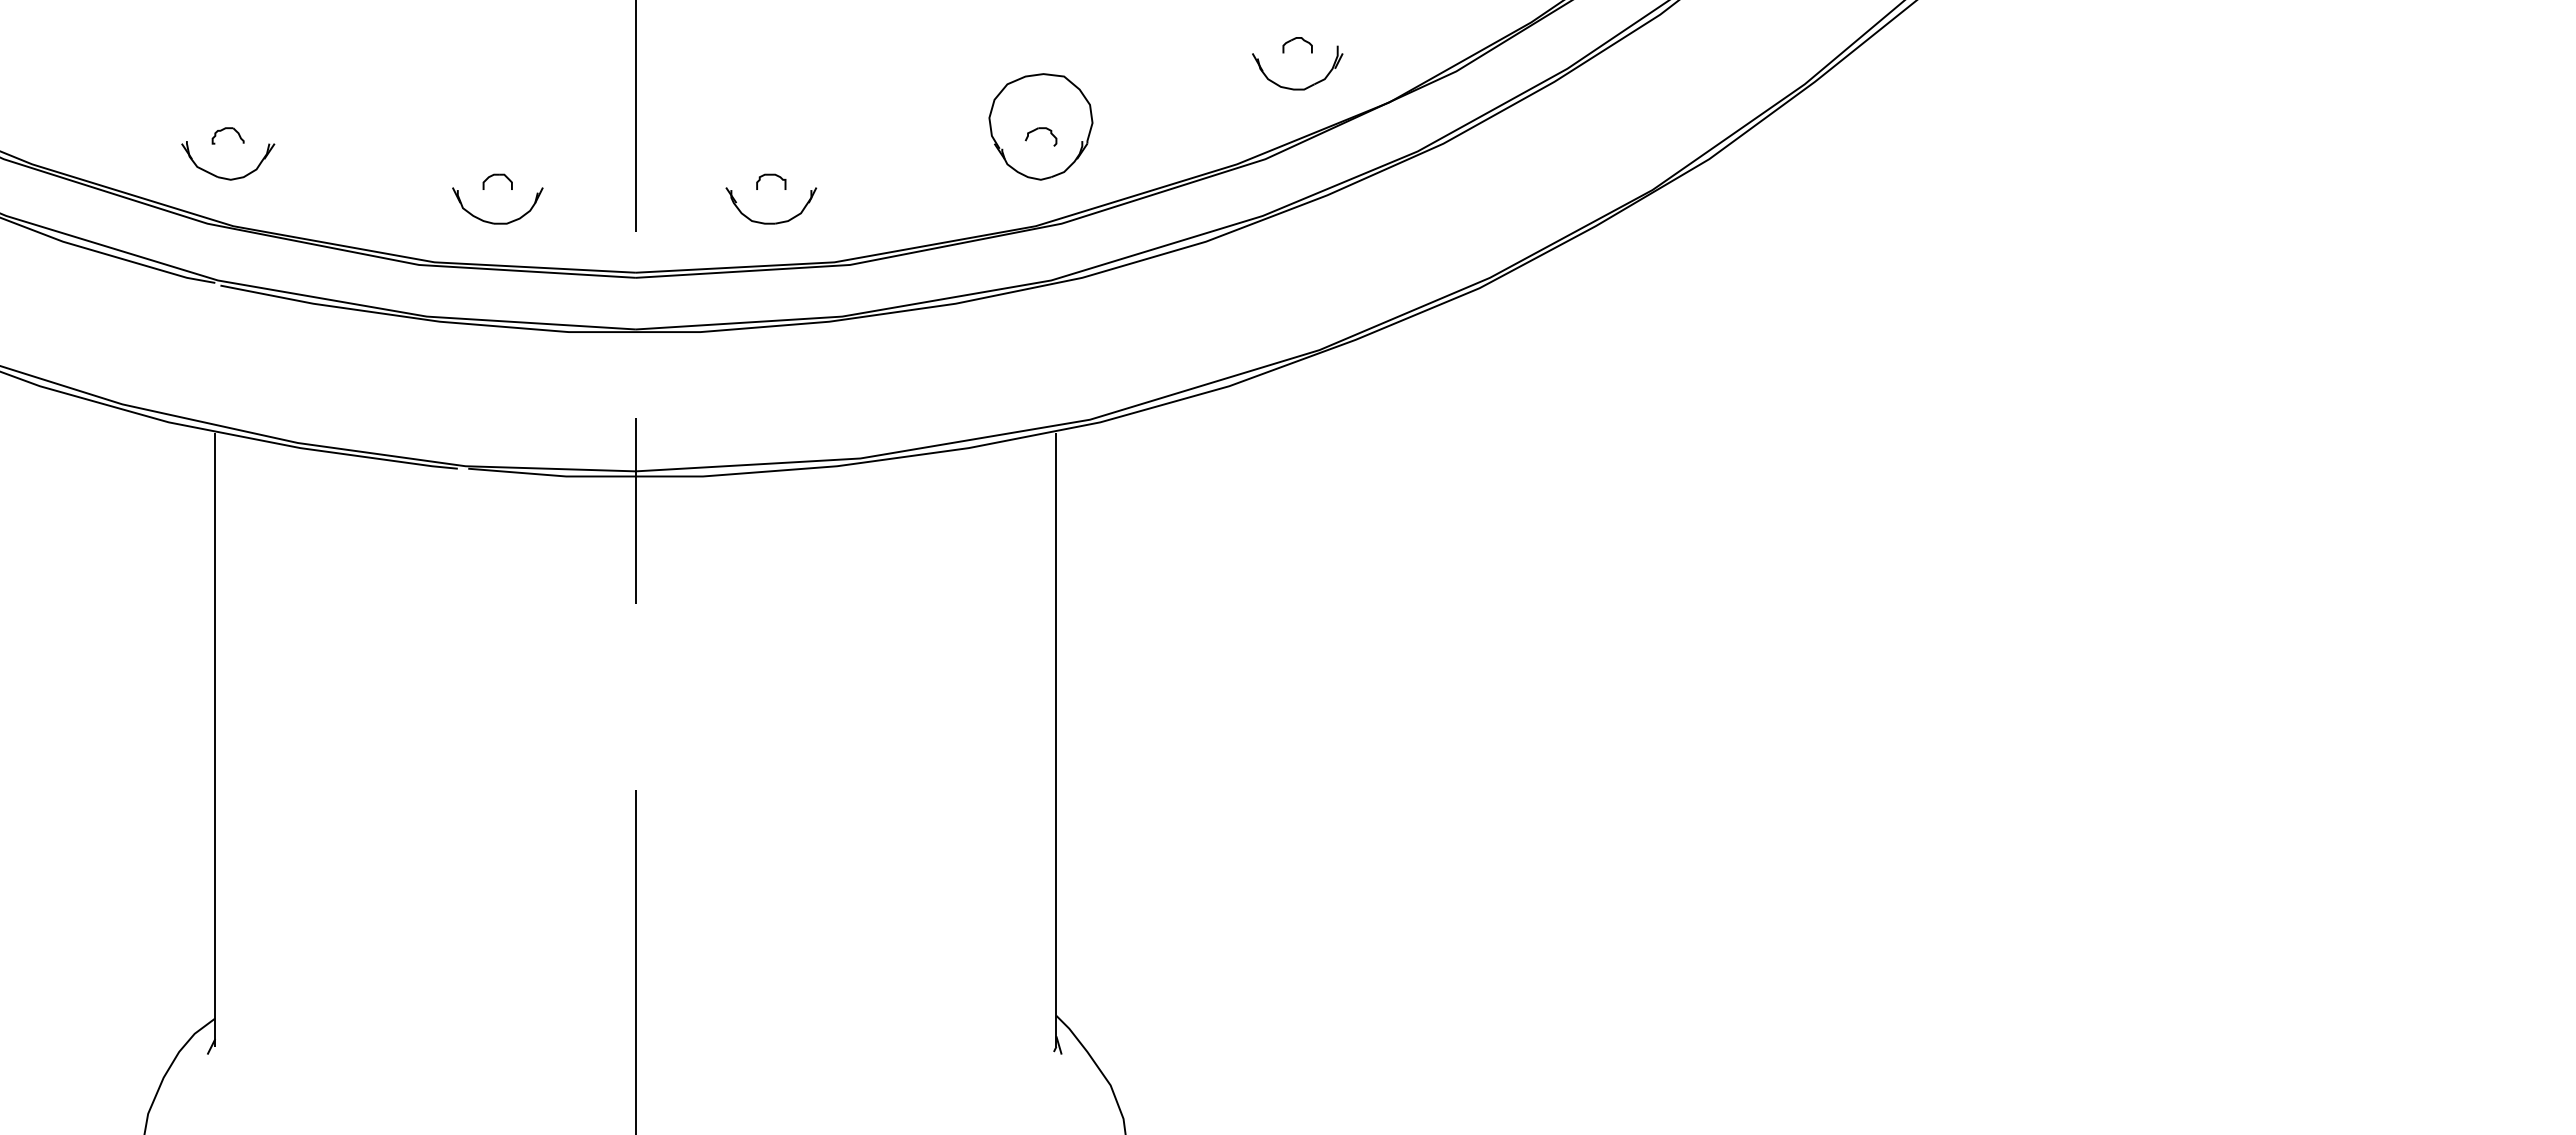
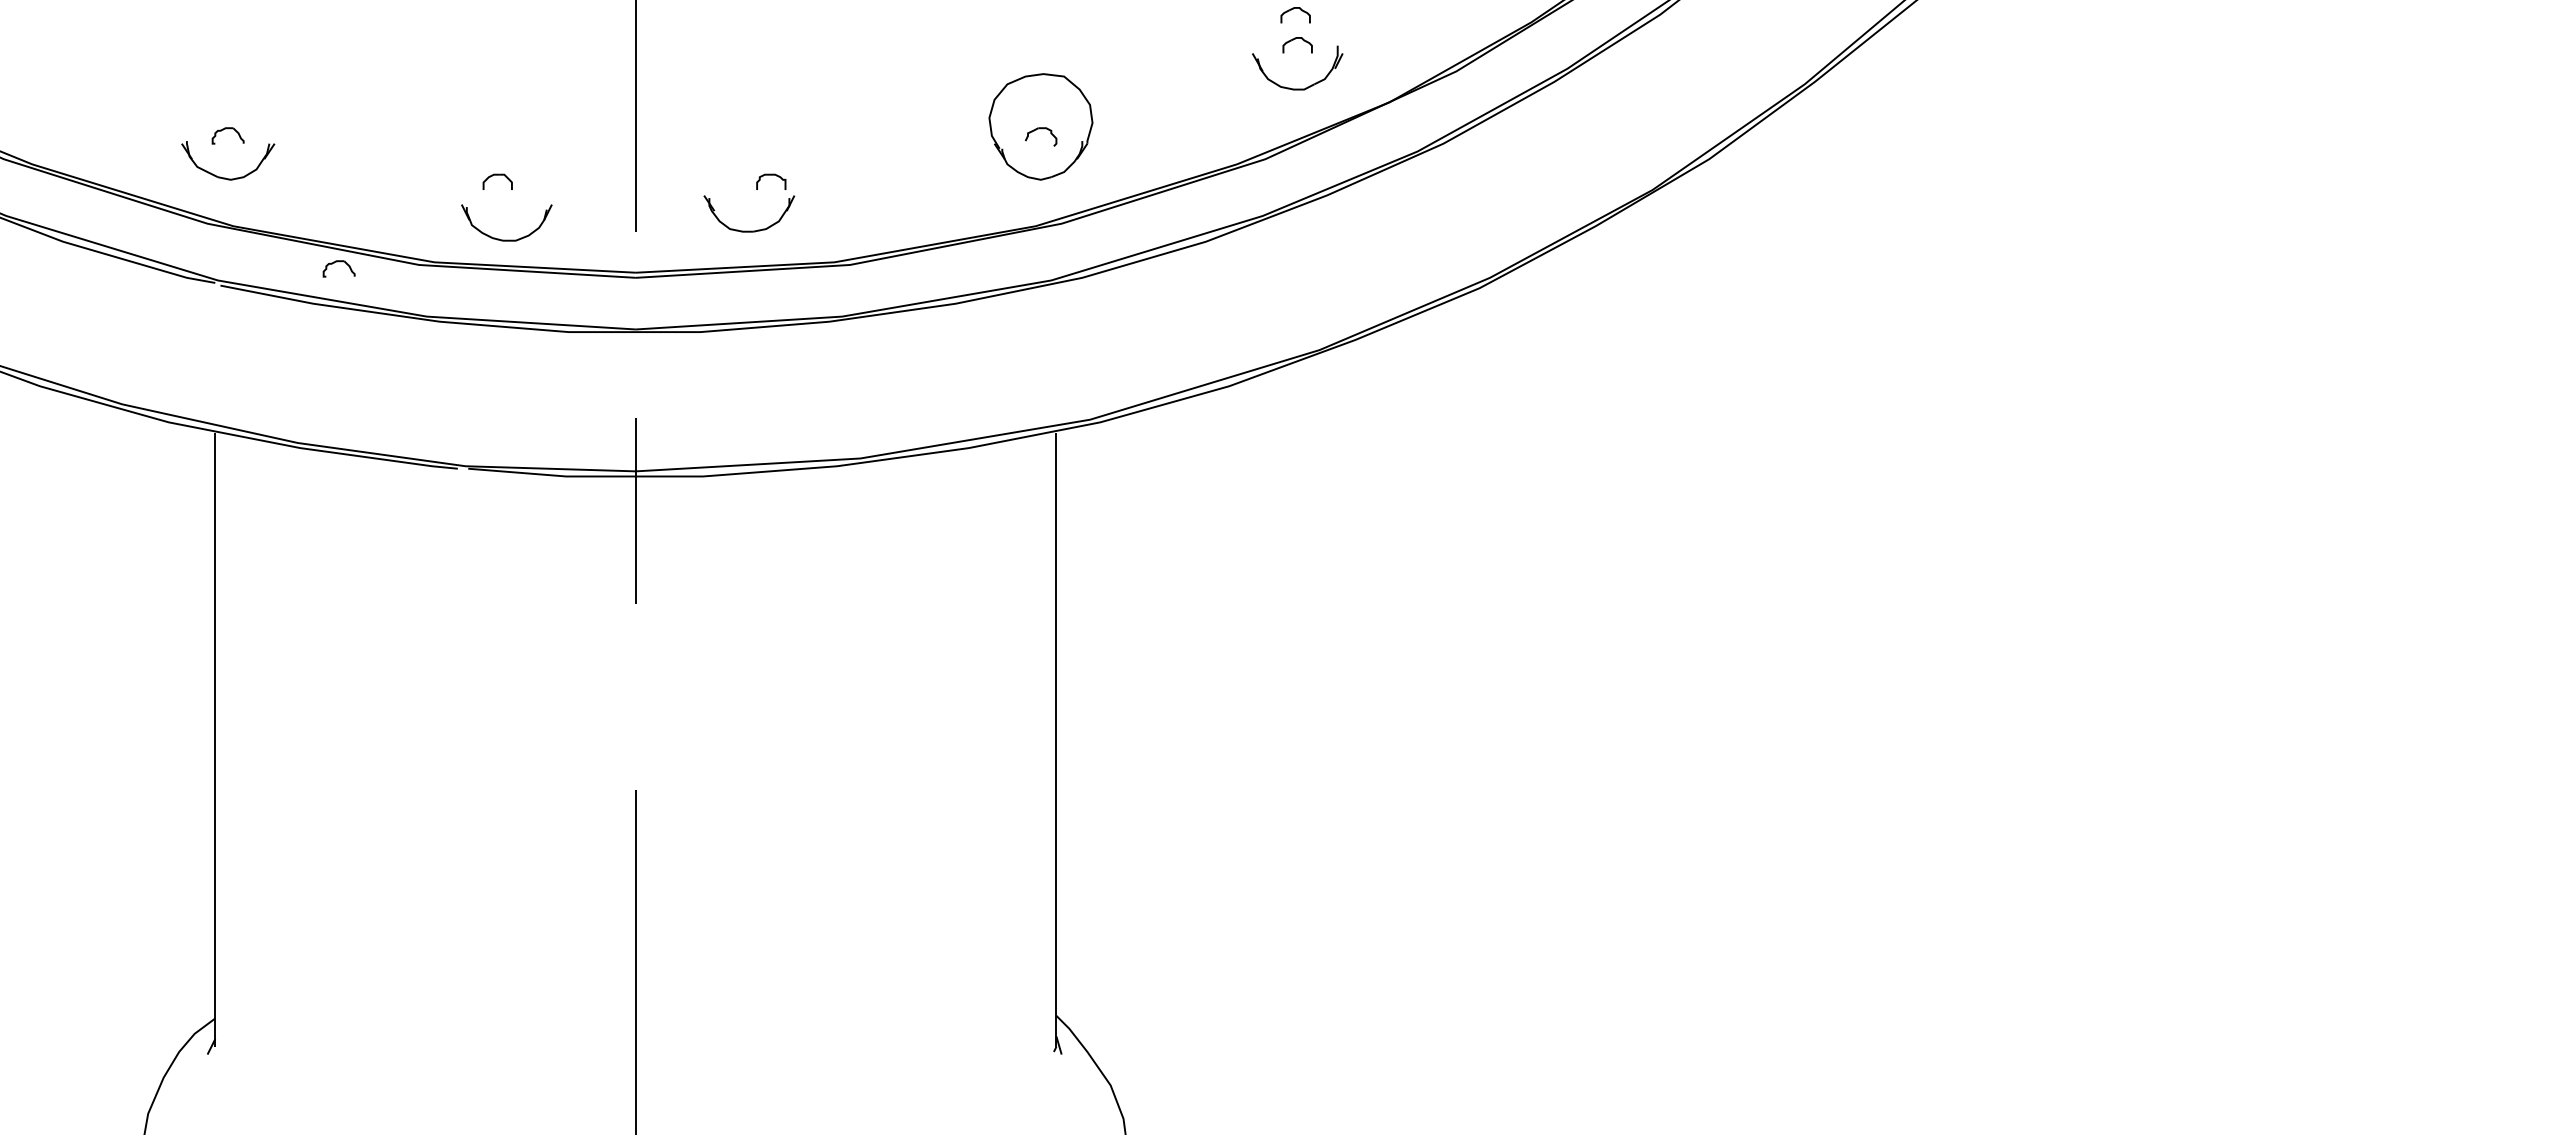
part: none -> present (1293, 9)
part position: (497, 222) -> (506, 239) (506, 239)
part position: (771, 222) -> (749, 230) (749, 230)
part: none -> present (338, 268)
